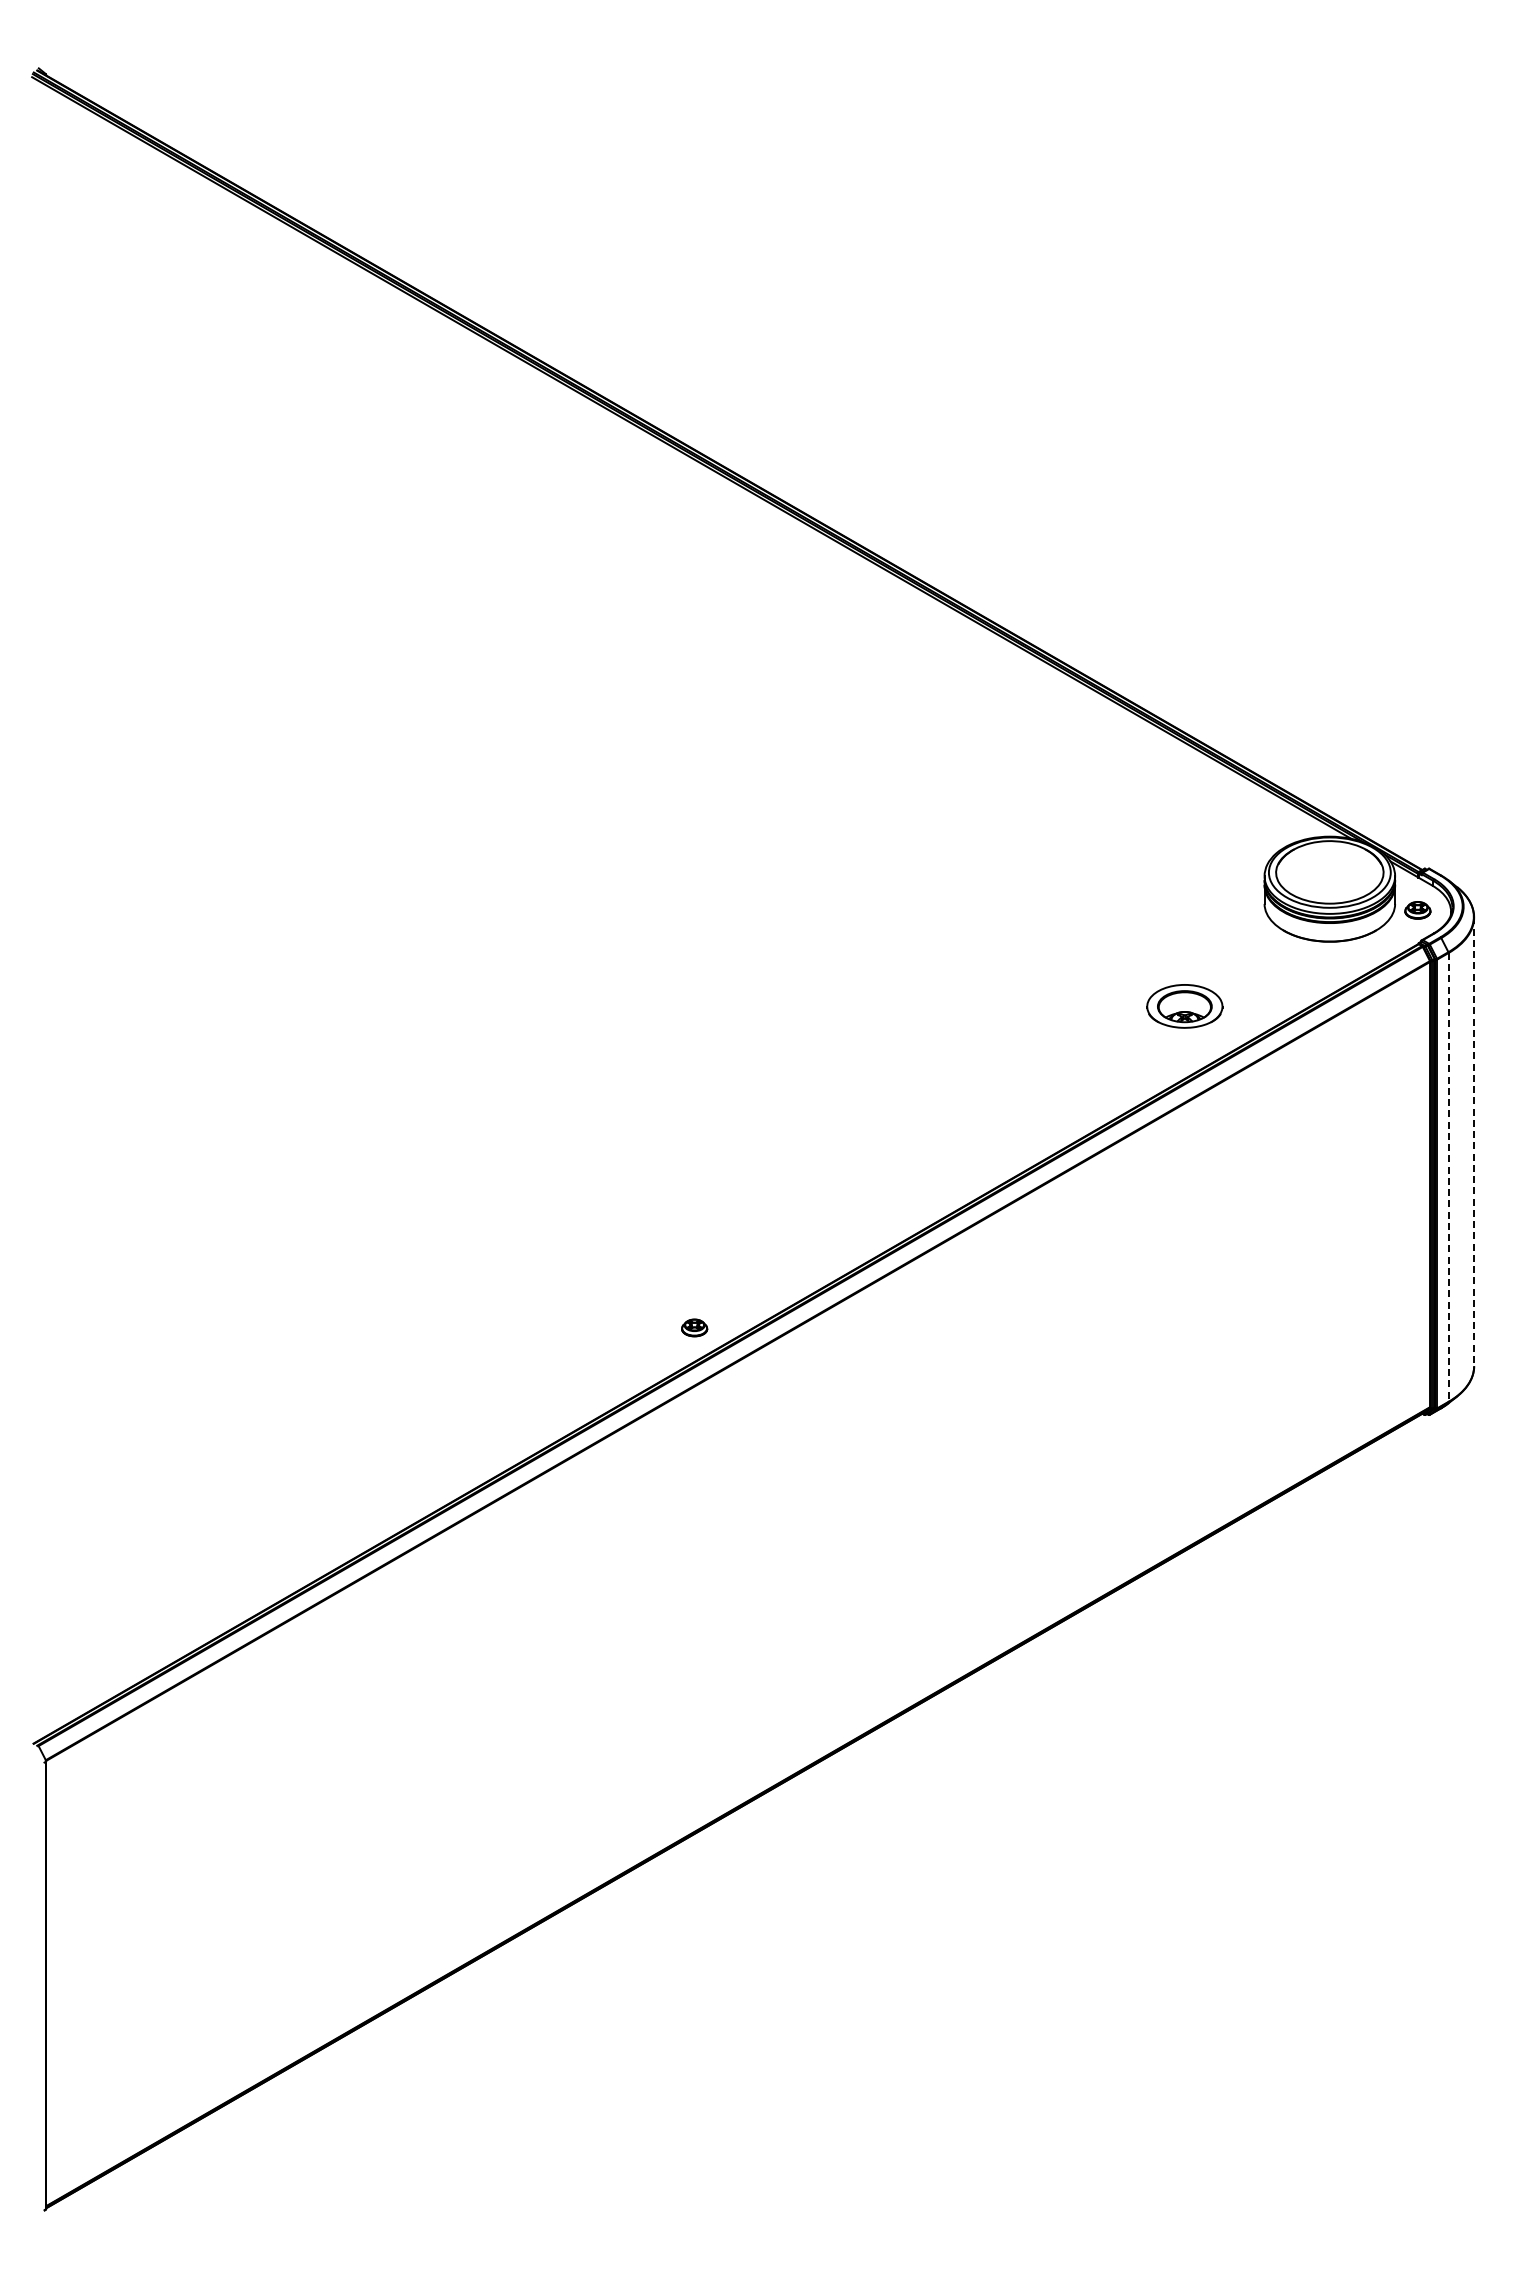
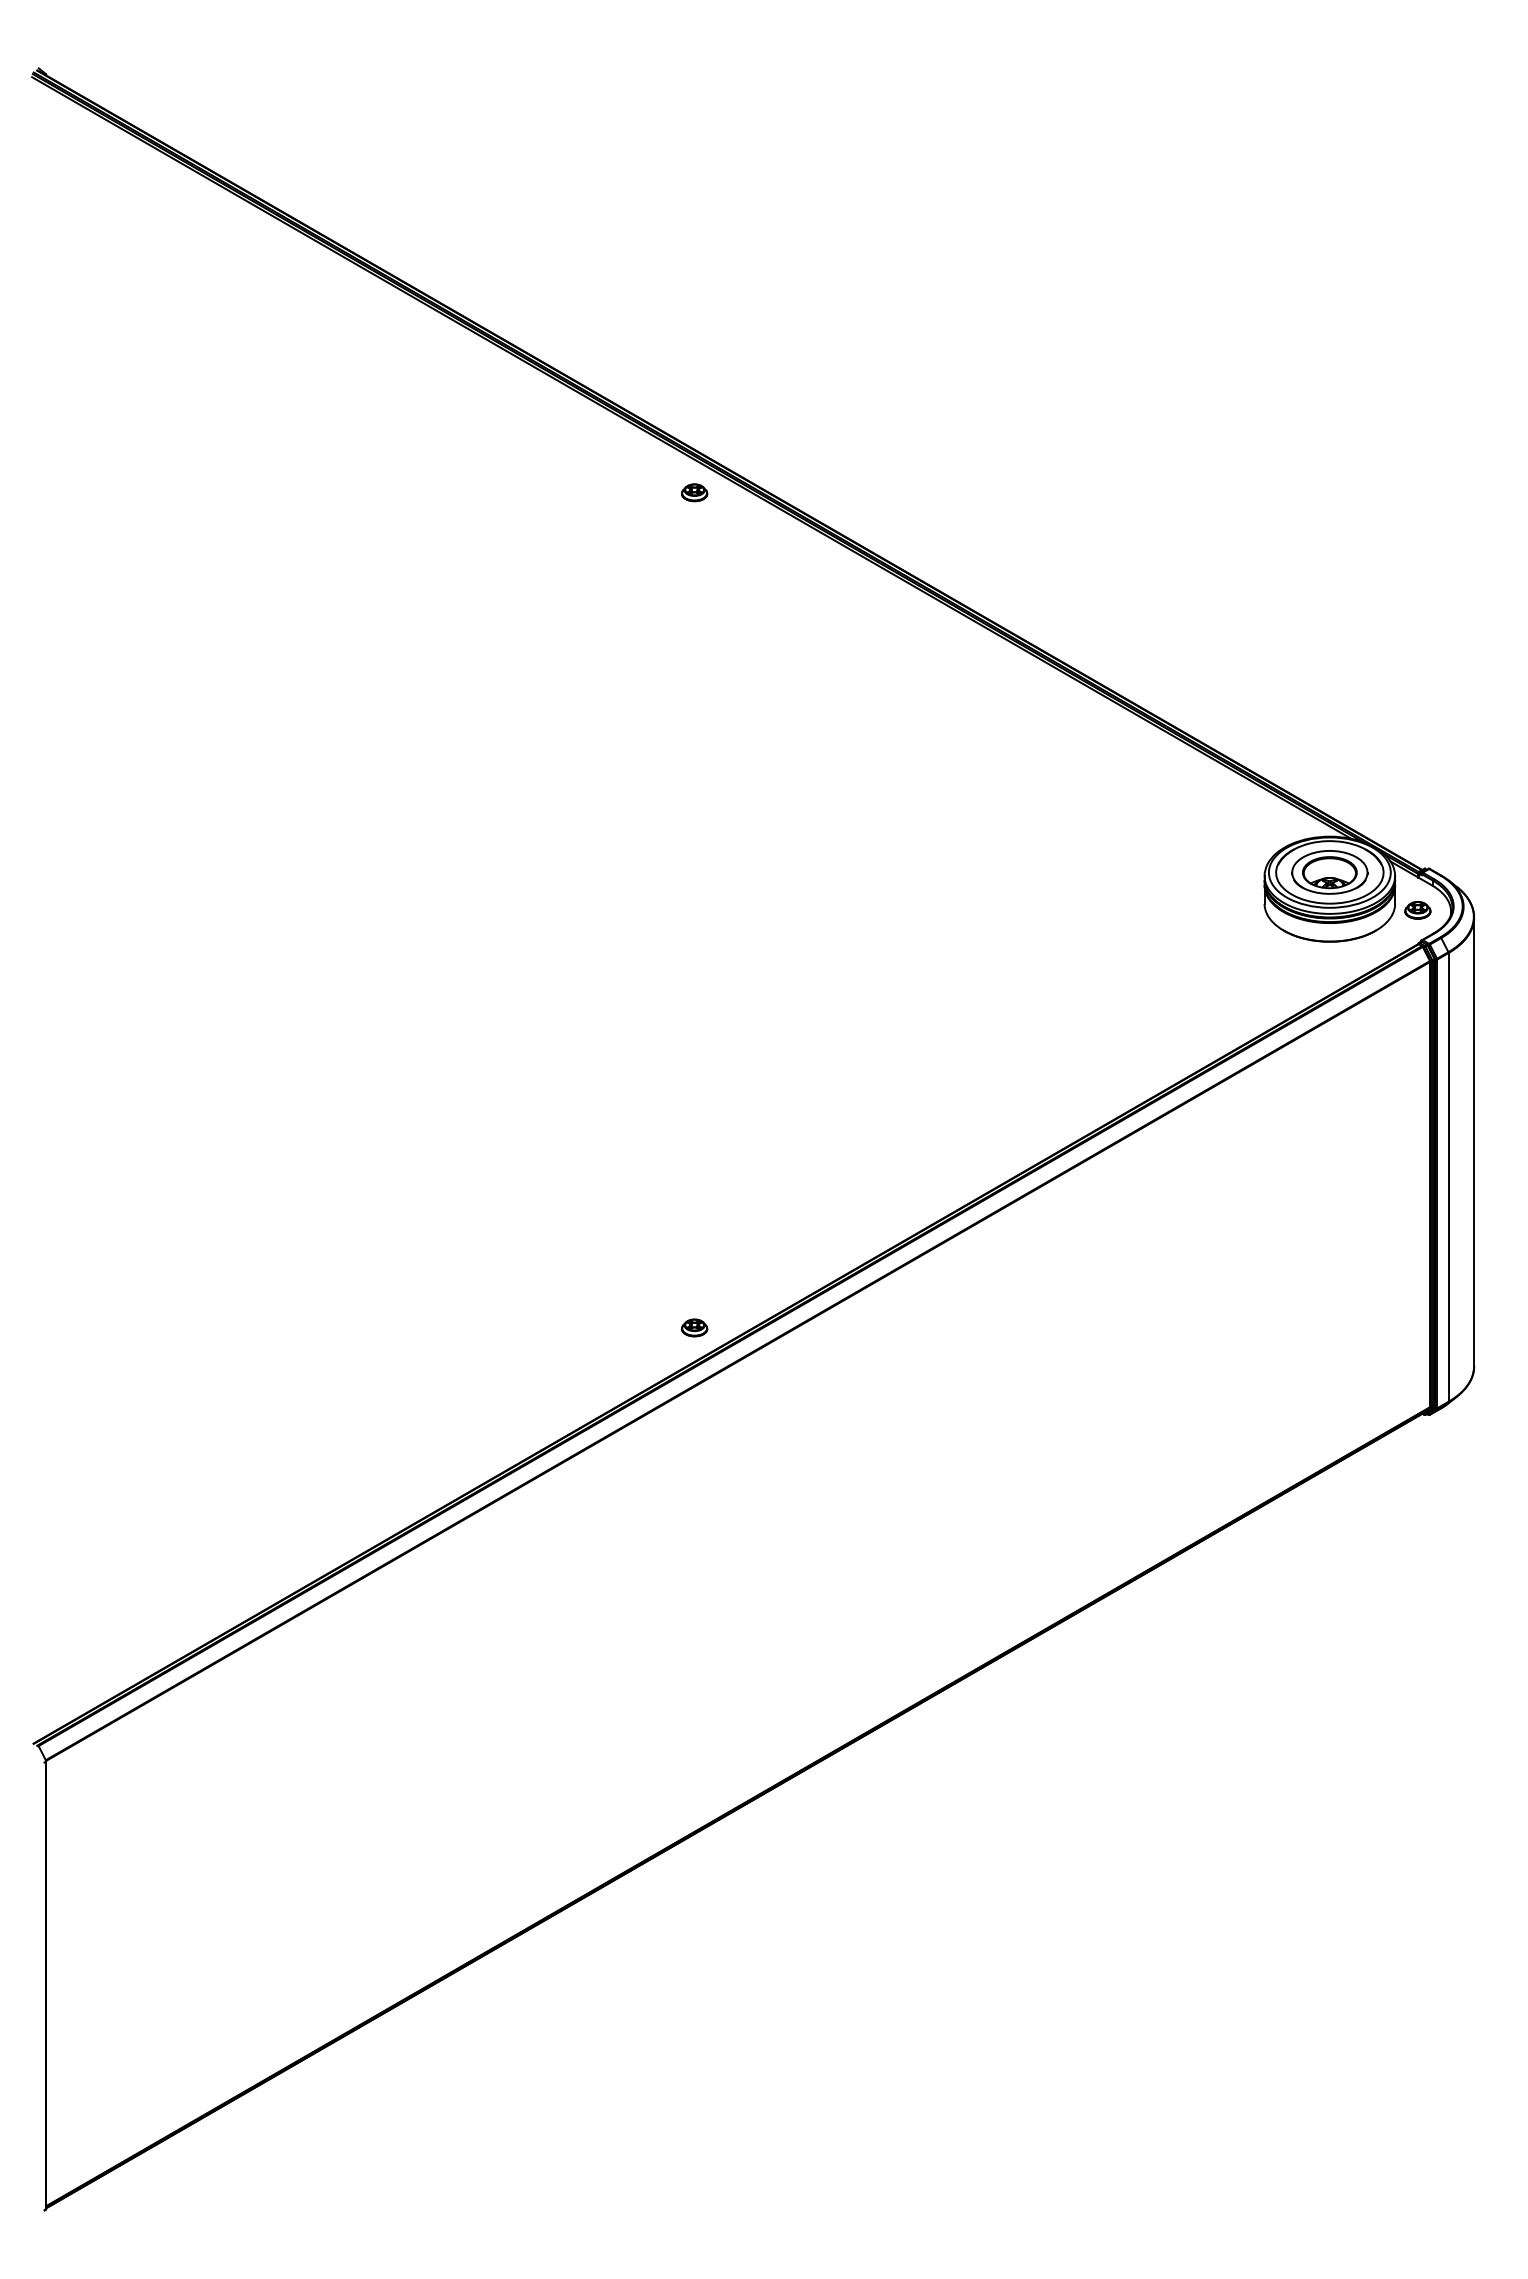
part: none -> present (694, 492)
part position: (1184, 1006) -> (1329, 872) (1329, 872)
line: dashed -> solid (1474, 1142)
line: dashed -> solid (1448, 1177)
